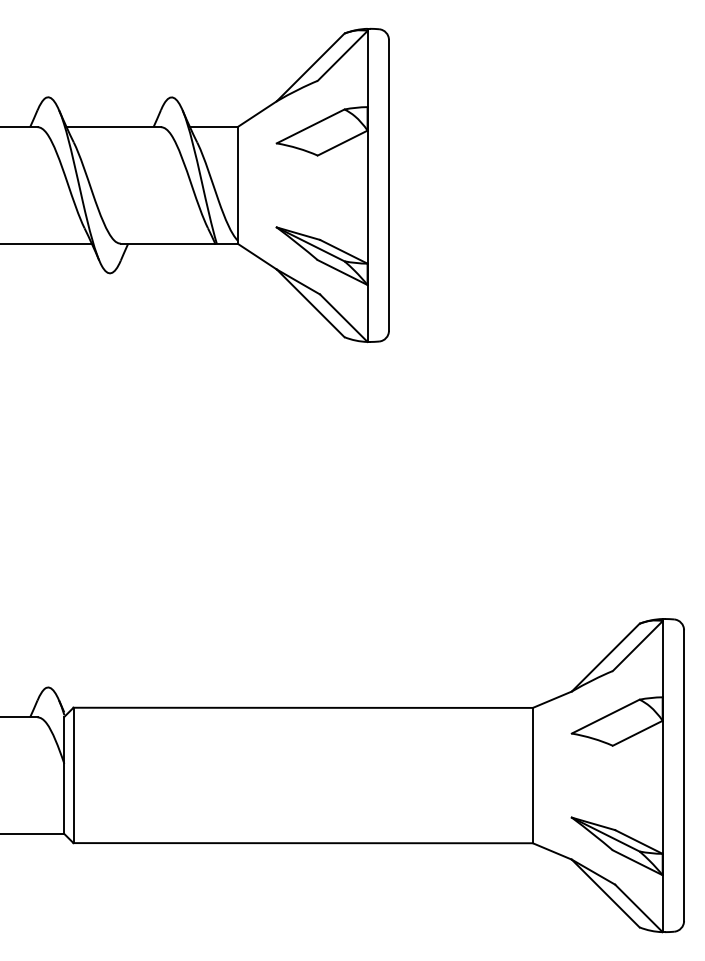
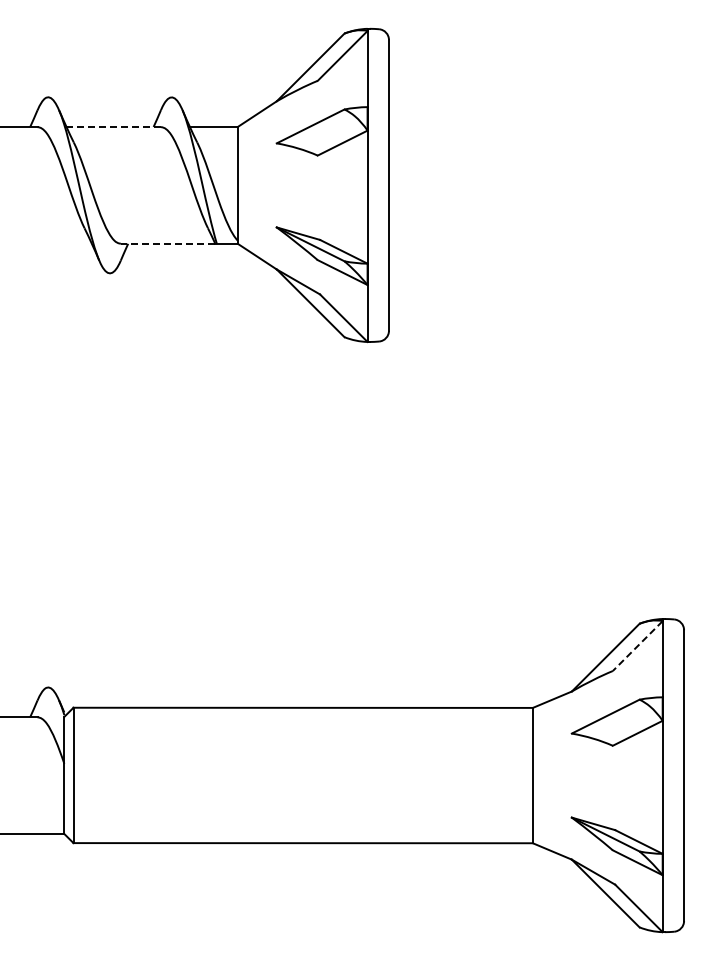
line: solid -> dashed (113, 127)
line: present -> none (46, 243)
line: solid -> dashed (167, 243)
line: solid -> dashed (637, 646)
